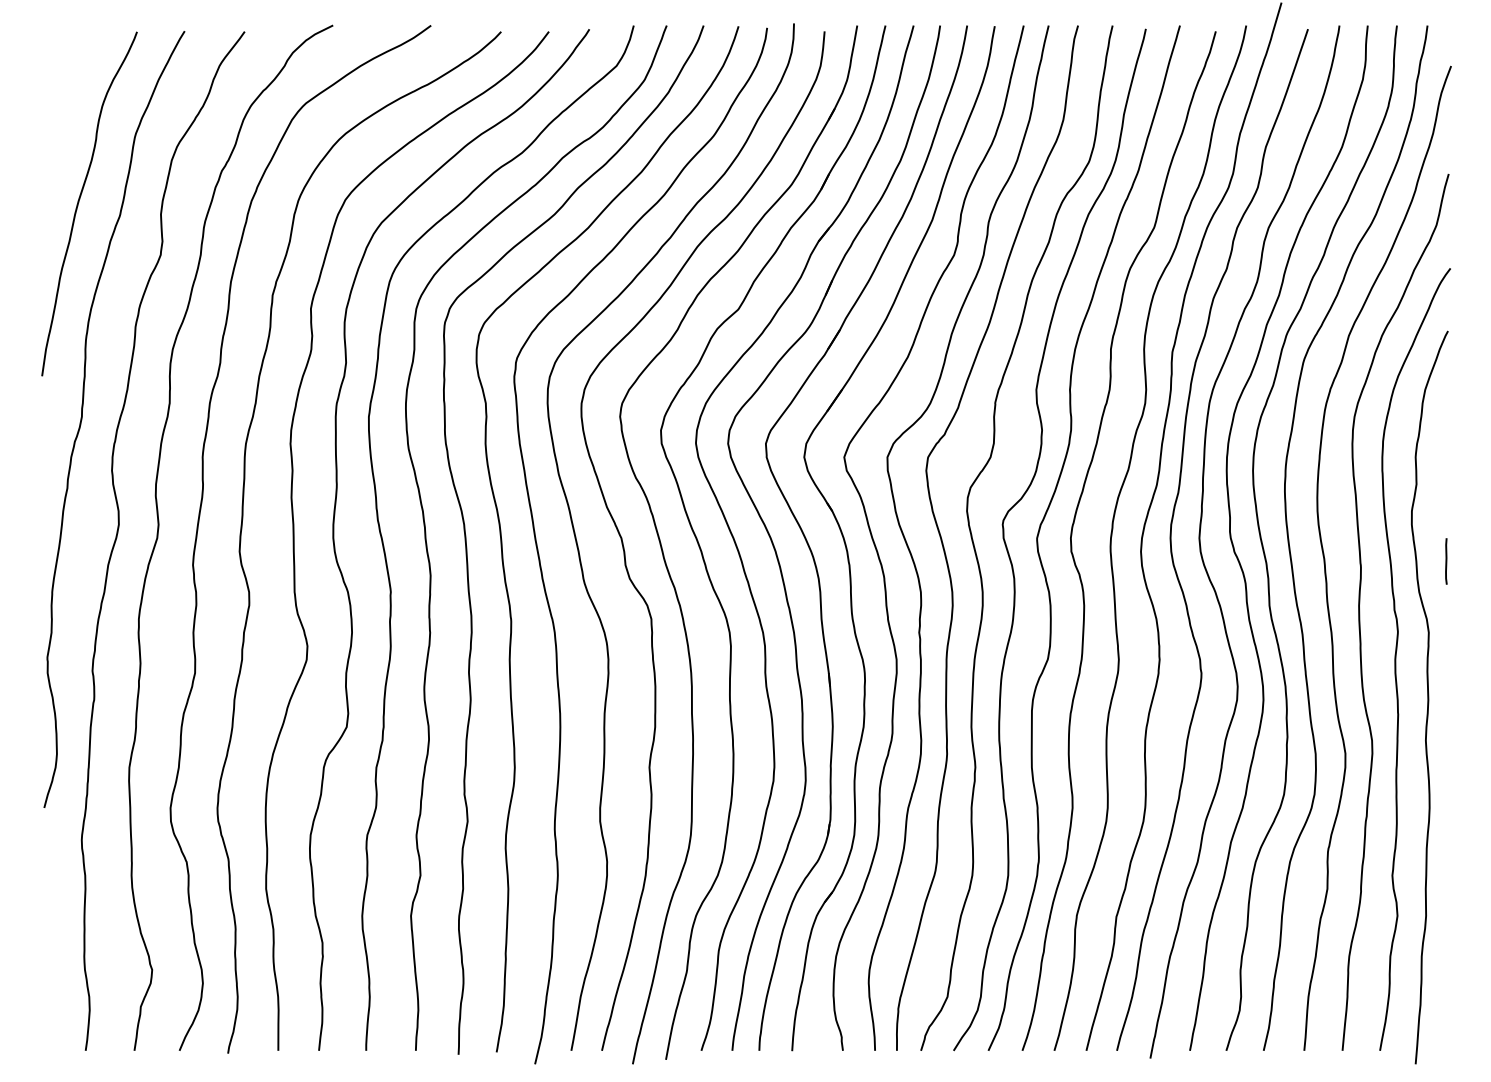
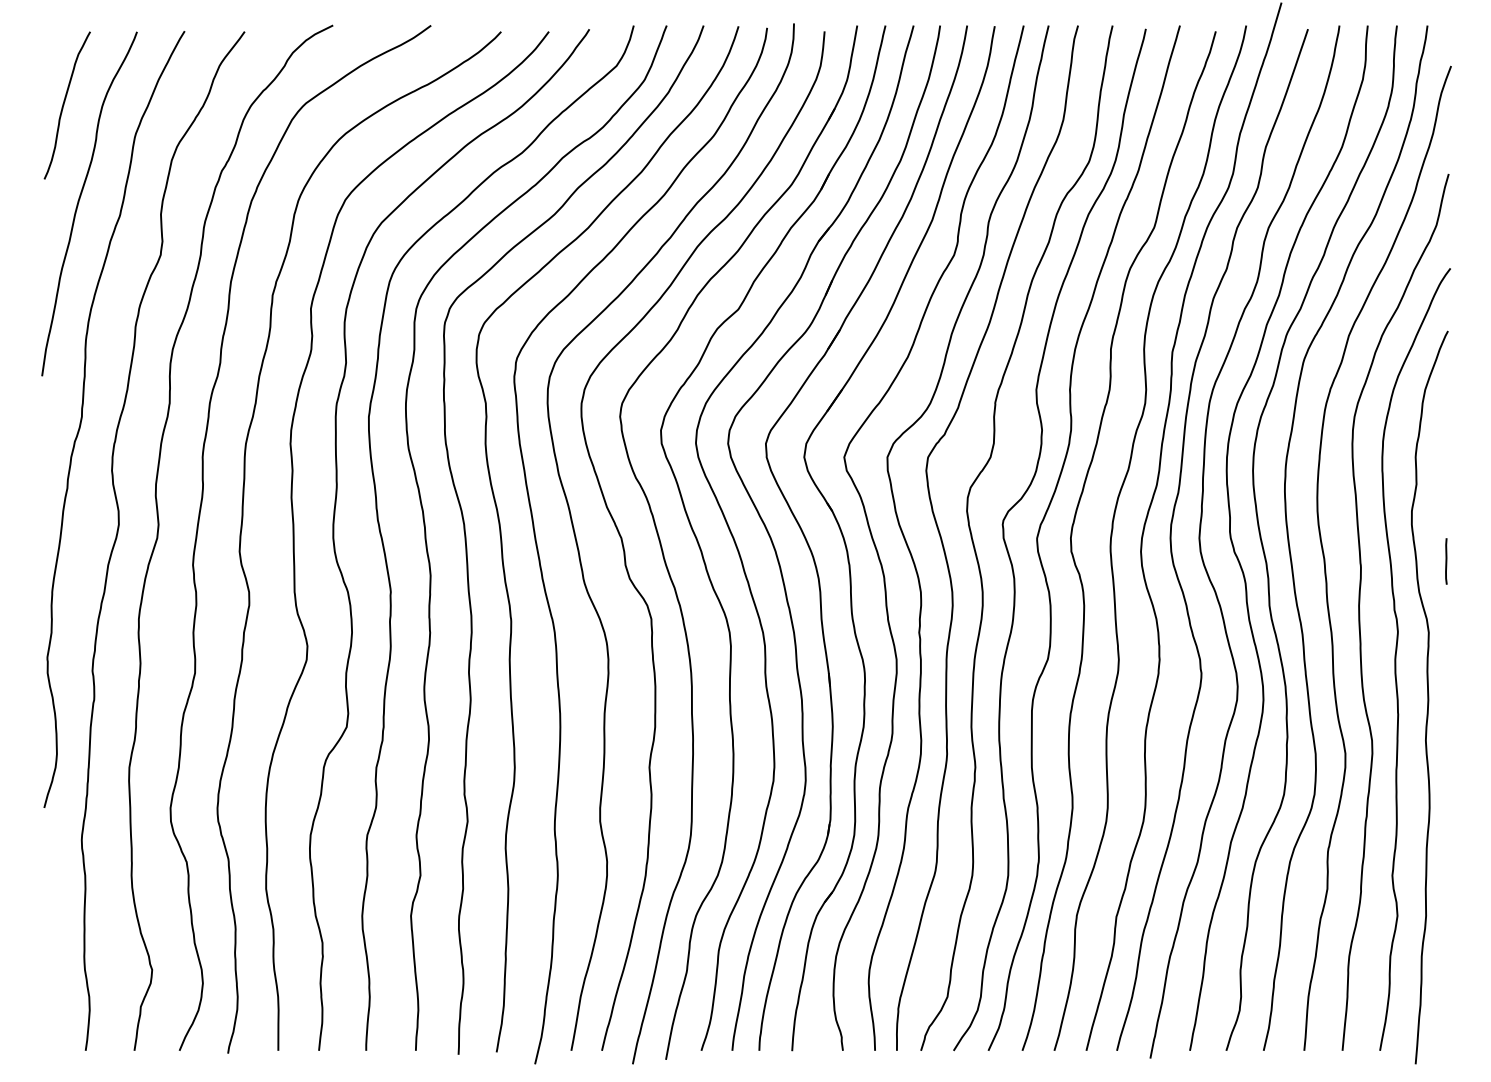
curve: none -> present (64, 105)
